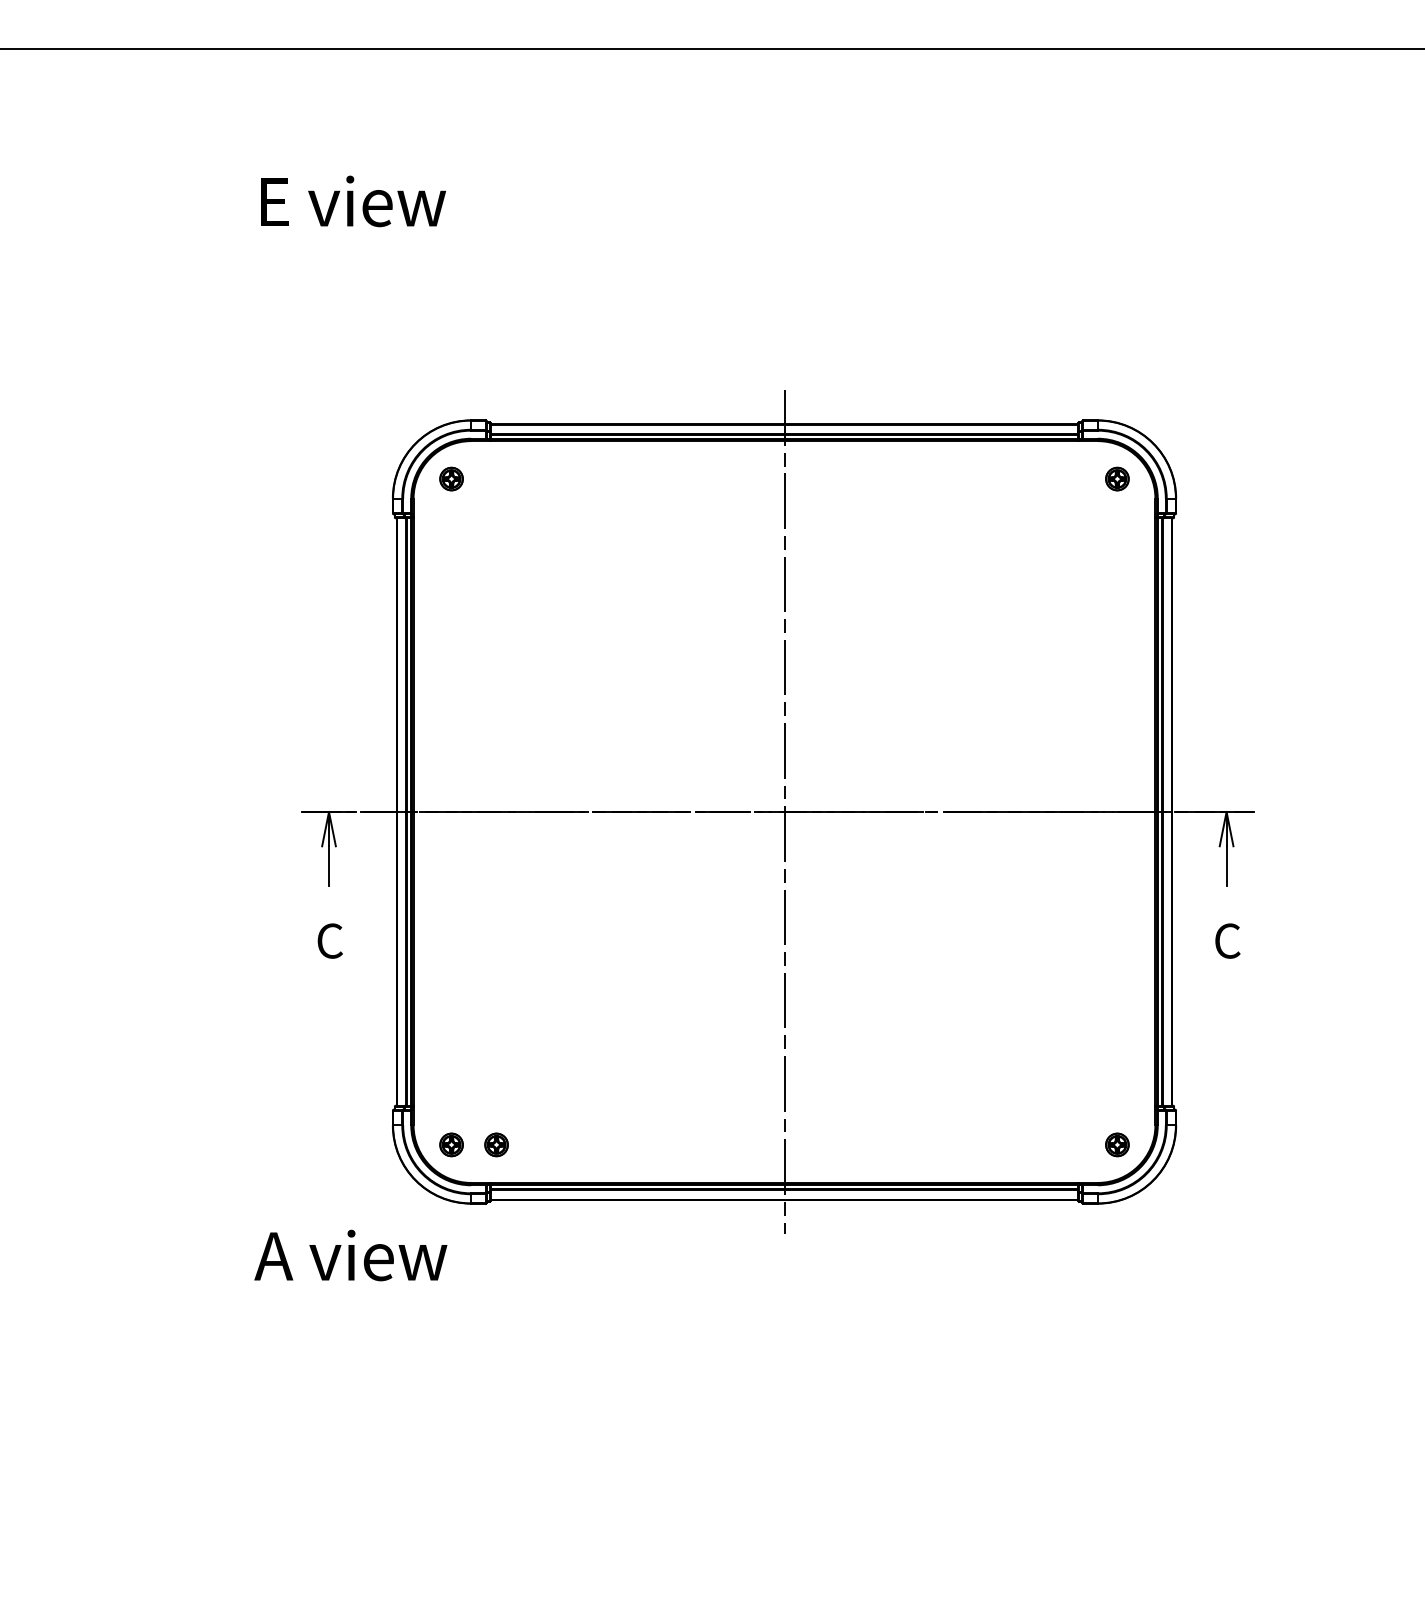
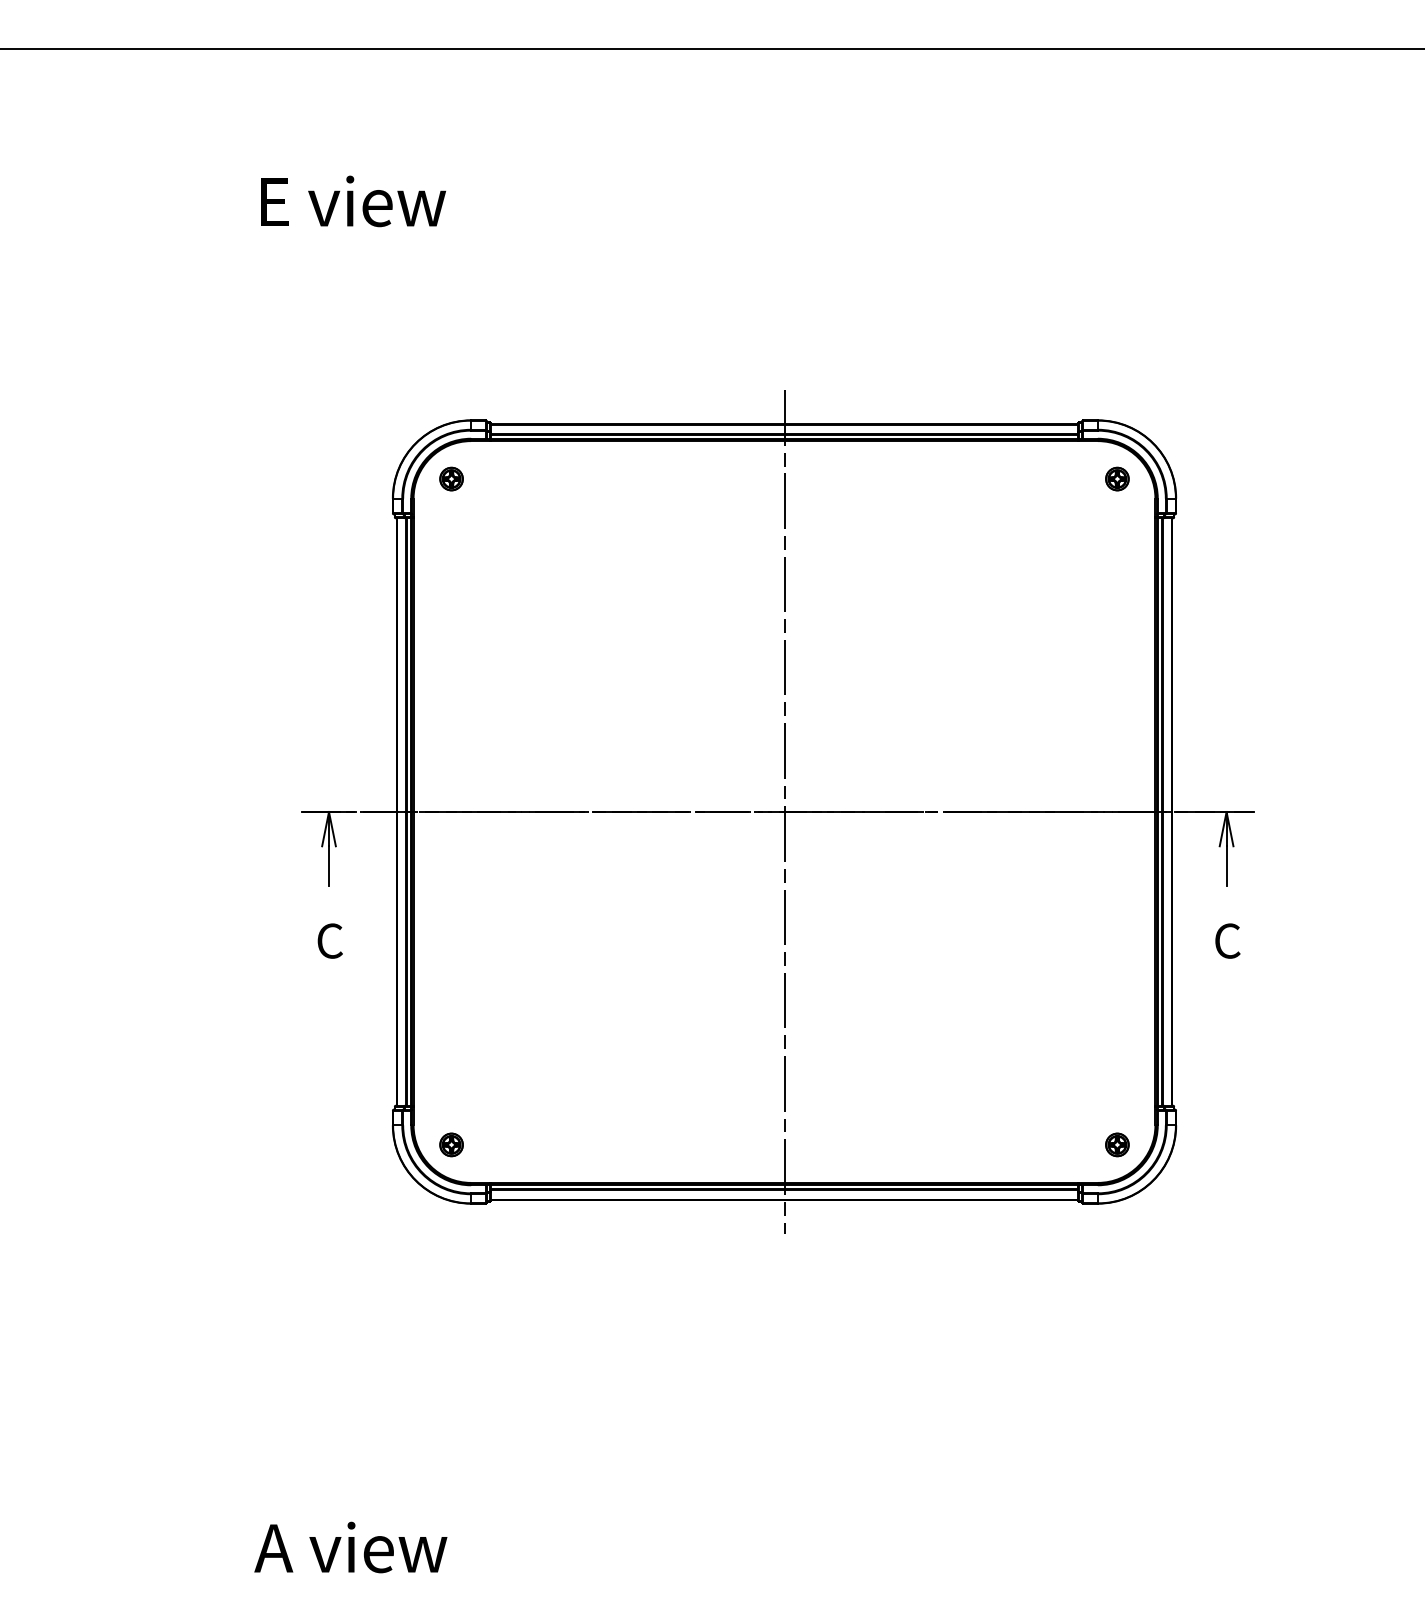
part: present -> none (496, 1144)
text position: (350, 1255) -> (350, 1547) (350, 1547)
